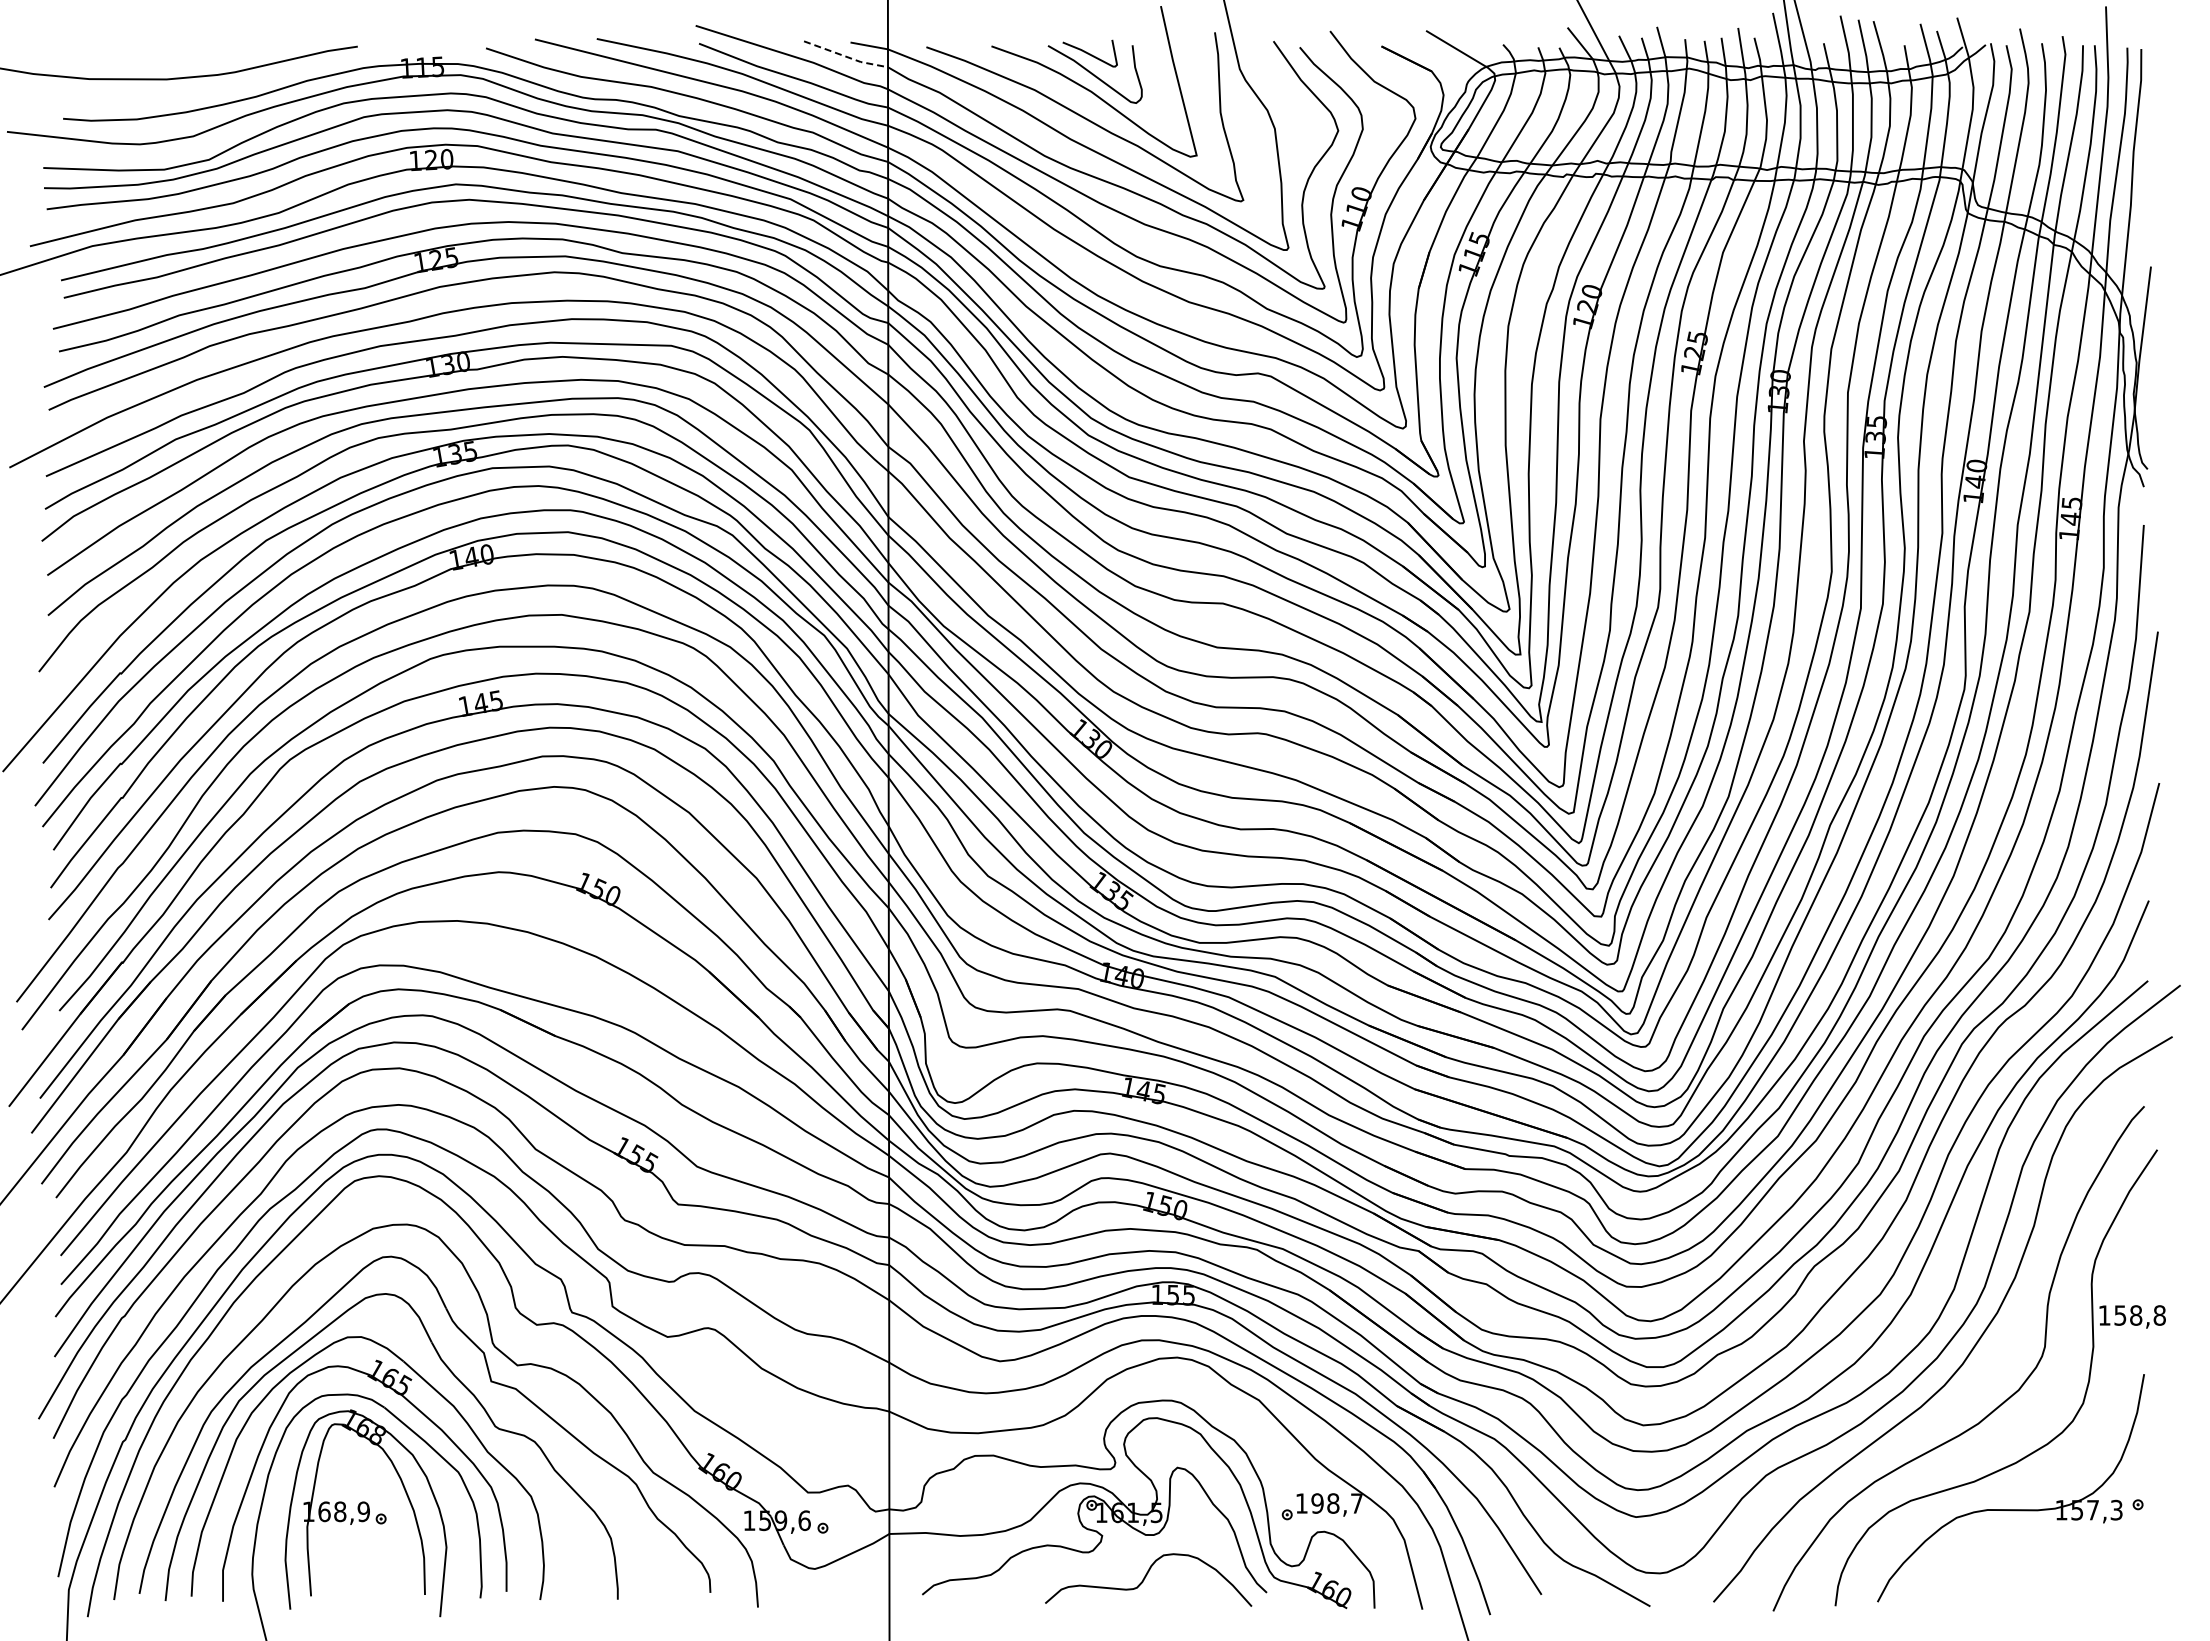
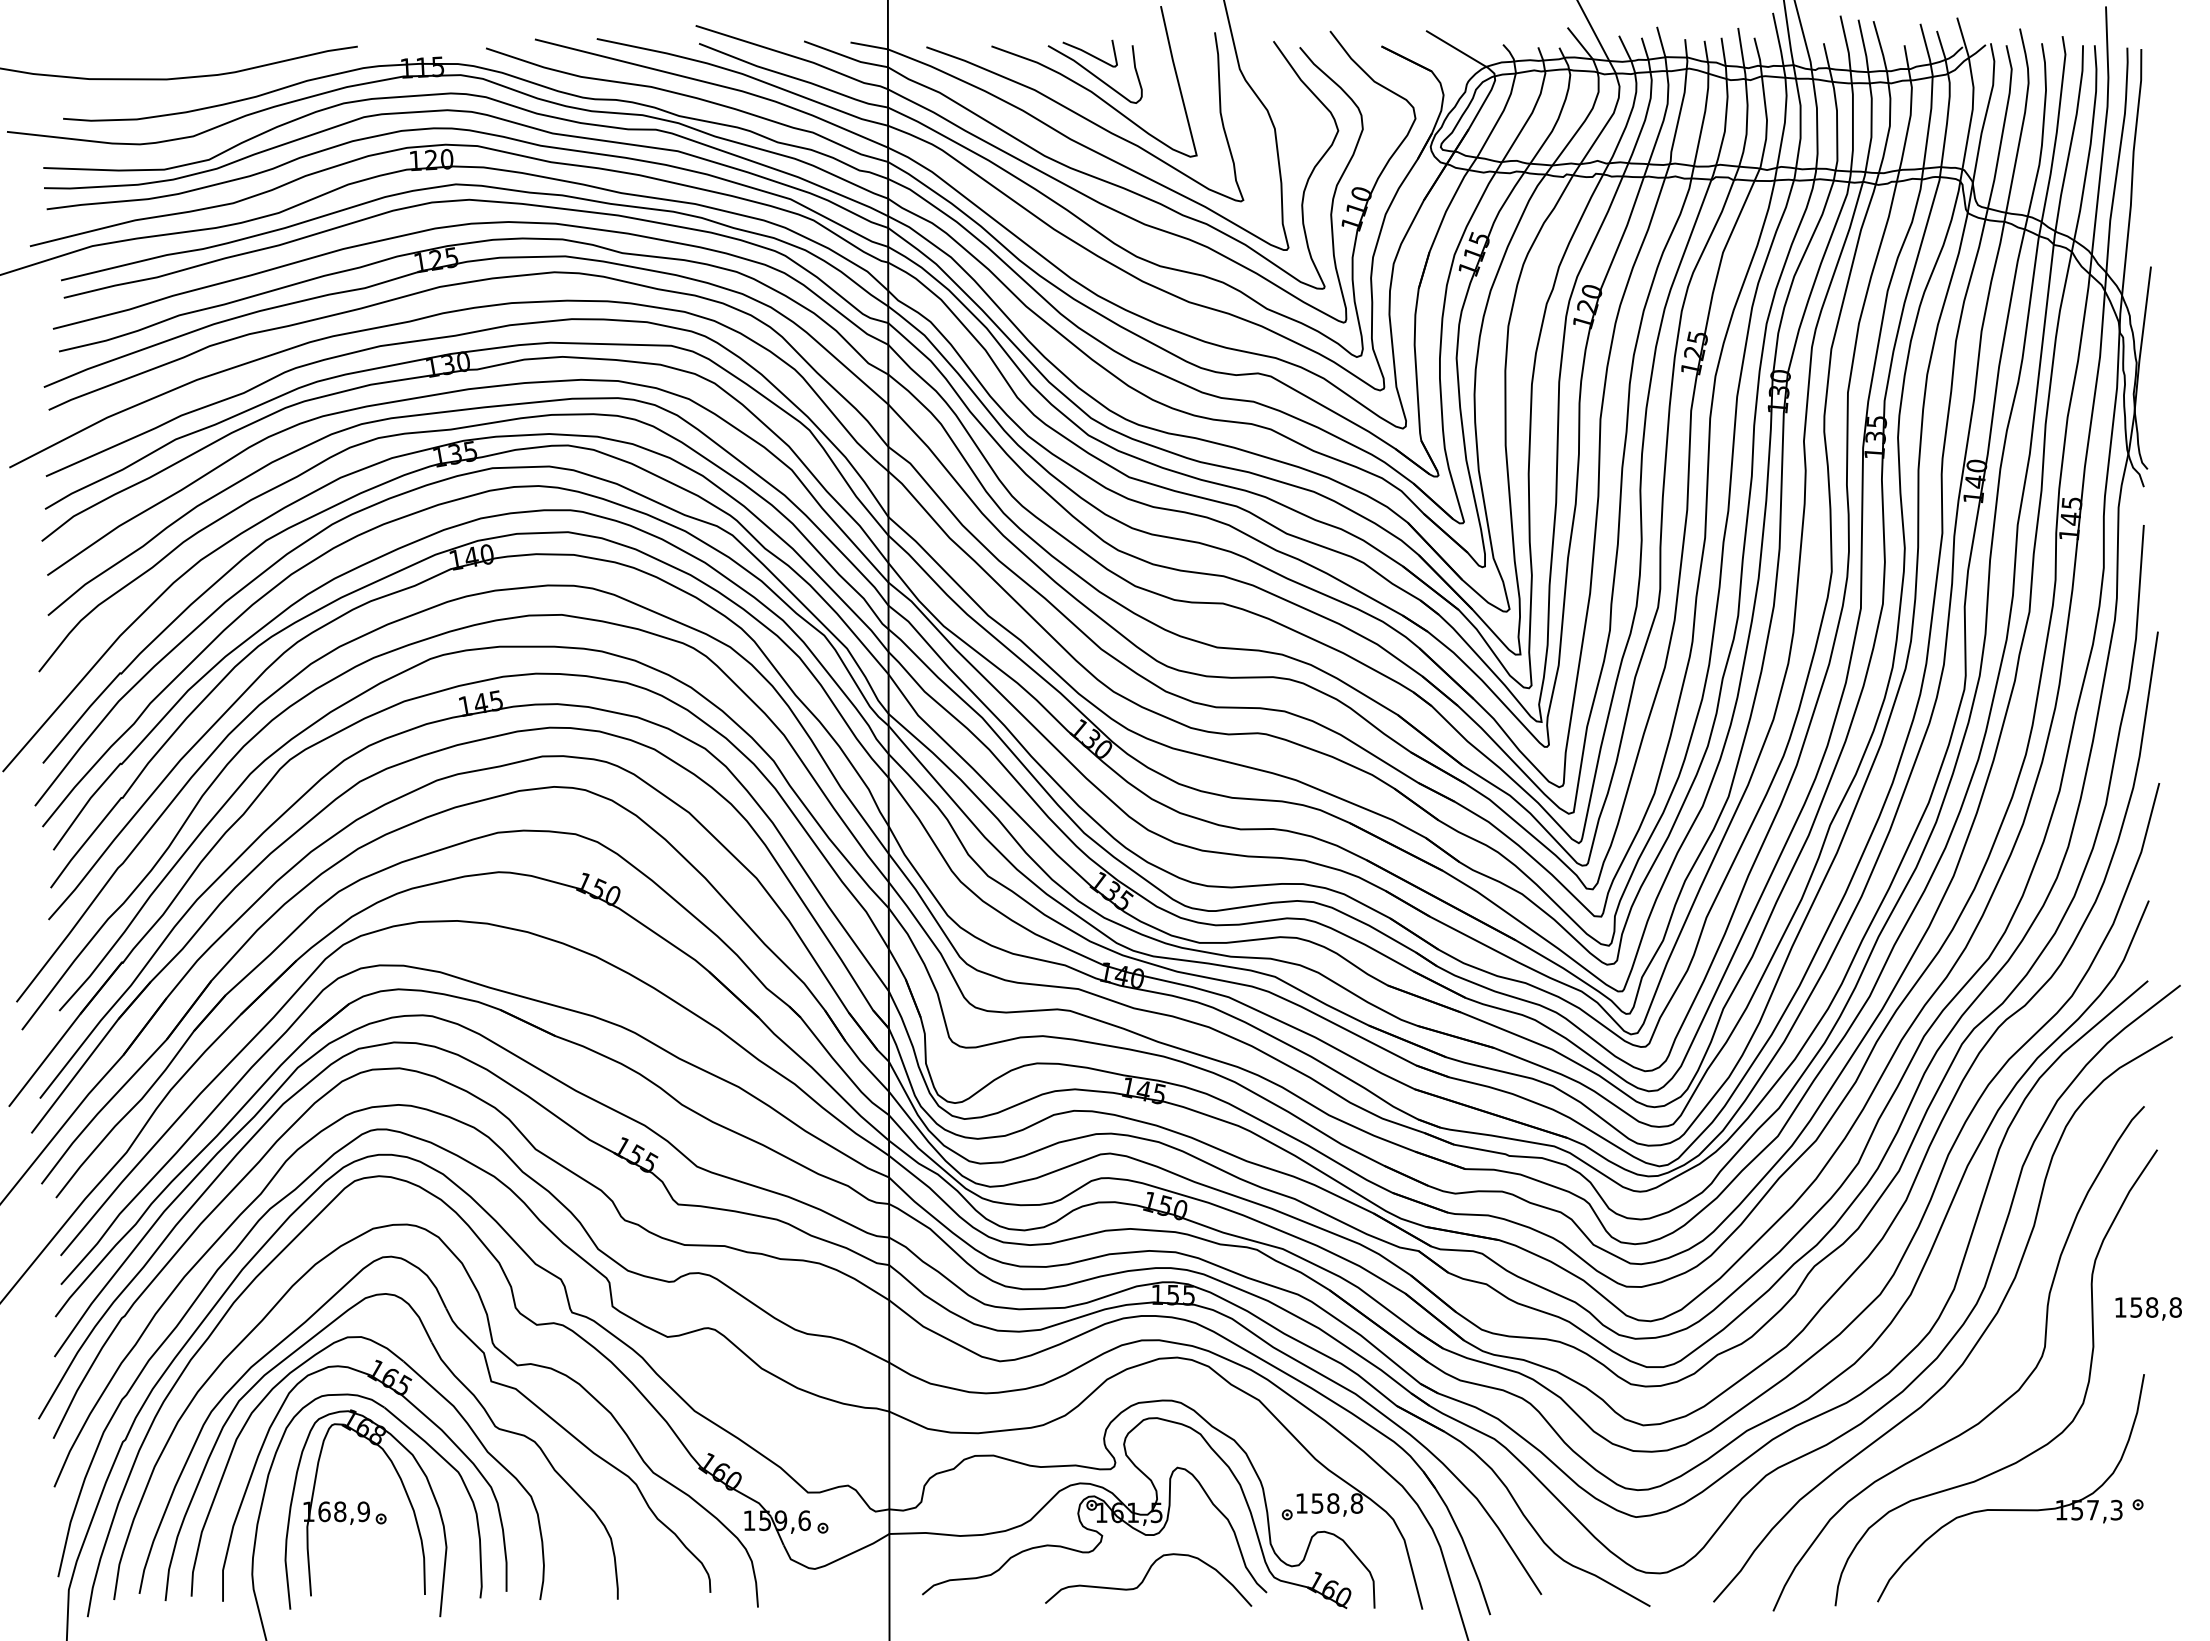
line: dashed -> solid (845, 56)
text position: (2132, 1316) -> (2148, 1308) (2148, 1308)
text: 198,7 -> 158,8 (1337, 1503)
